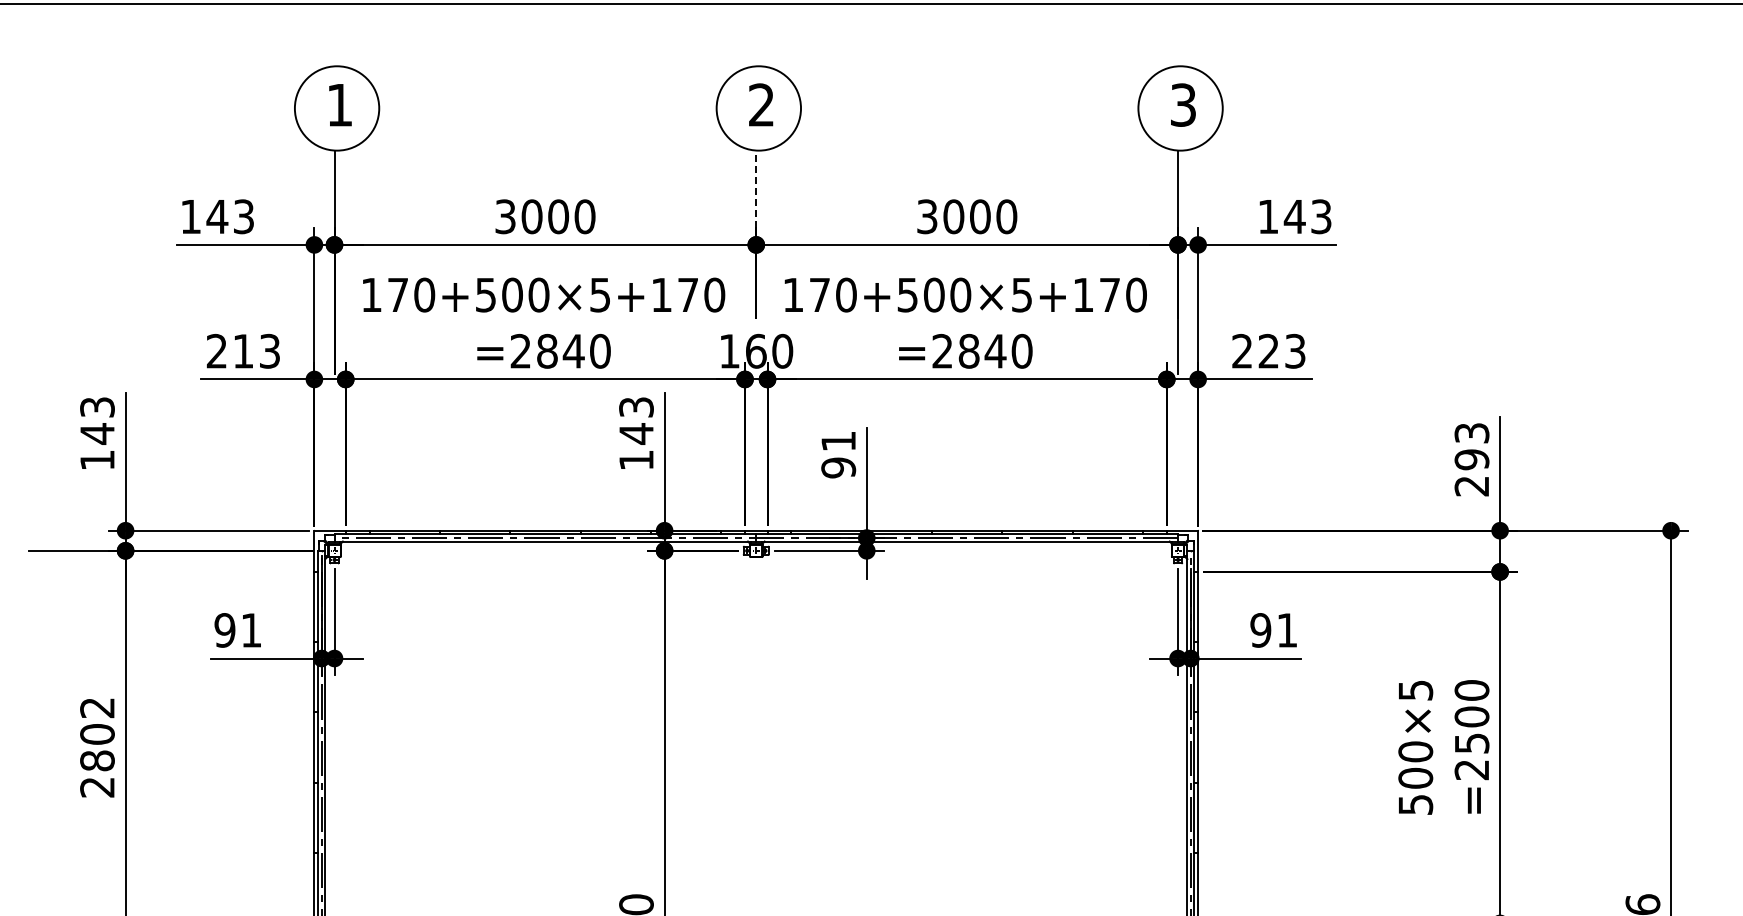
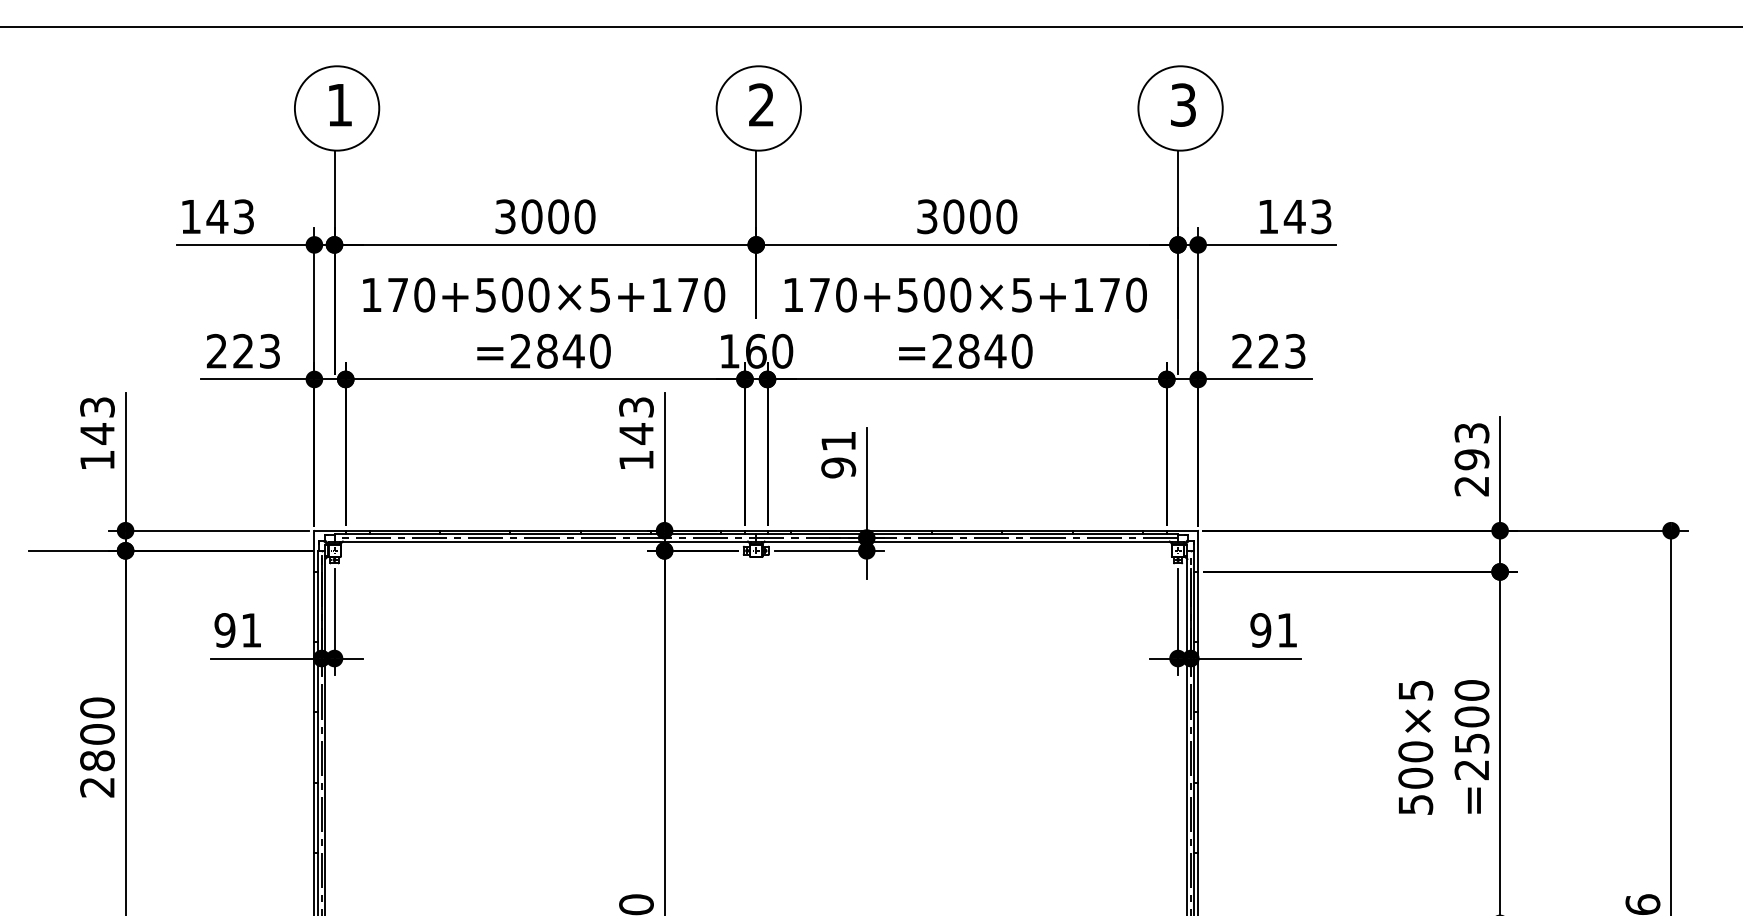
line position: (870, 4) -> (870, 27) (870, 27)
line: dashed -> solid (756, 189)
text: 213 -> 223 (242, 350)
text: 2802 -> 2800 (97, 707)
